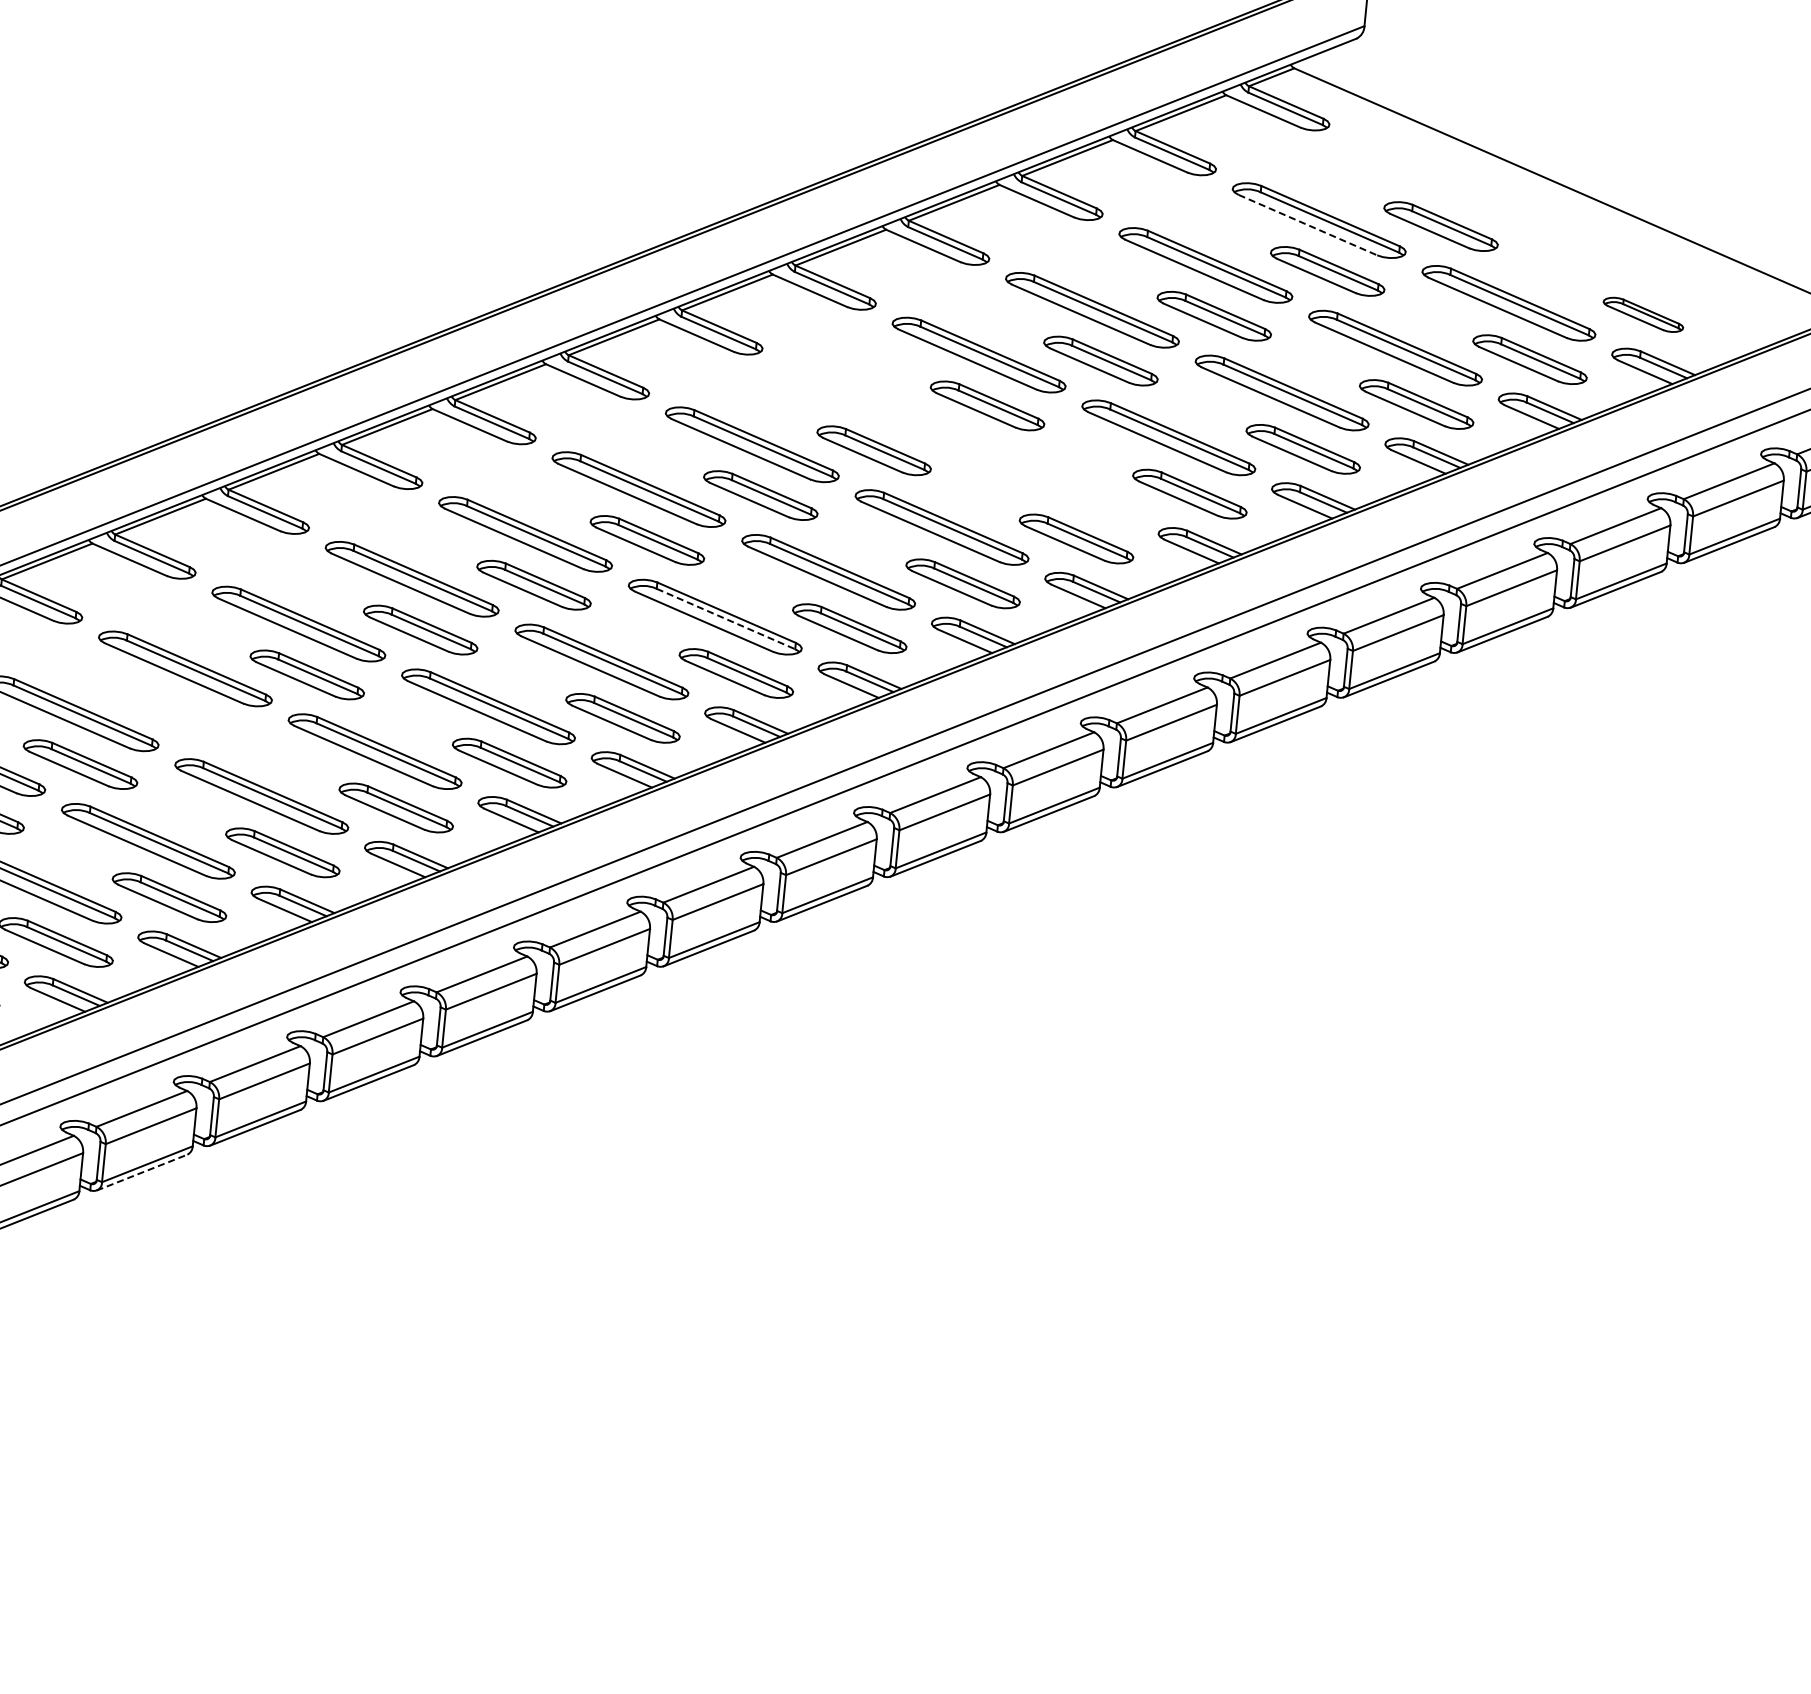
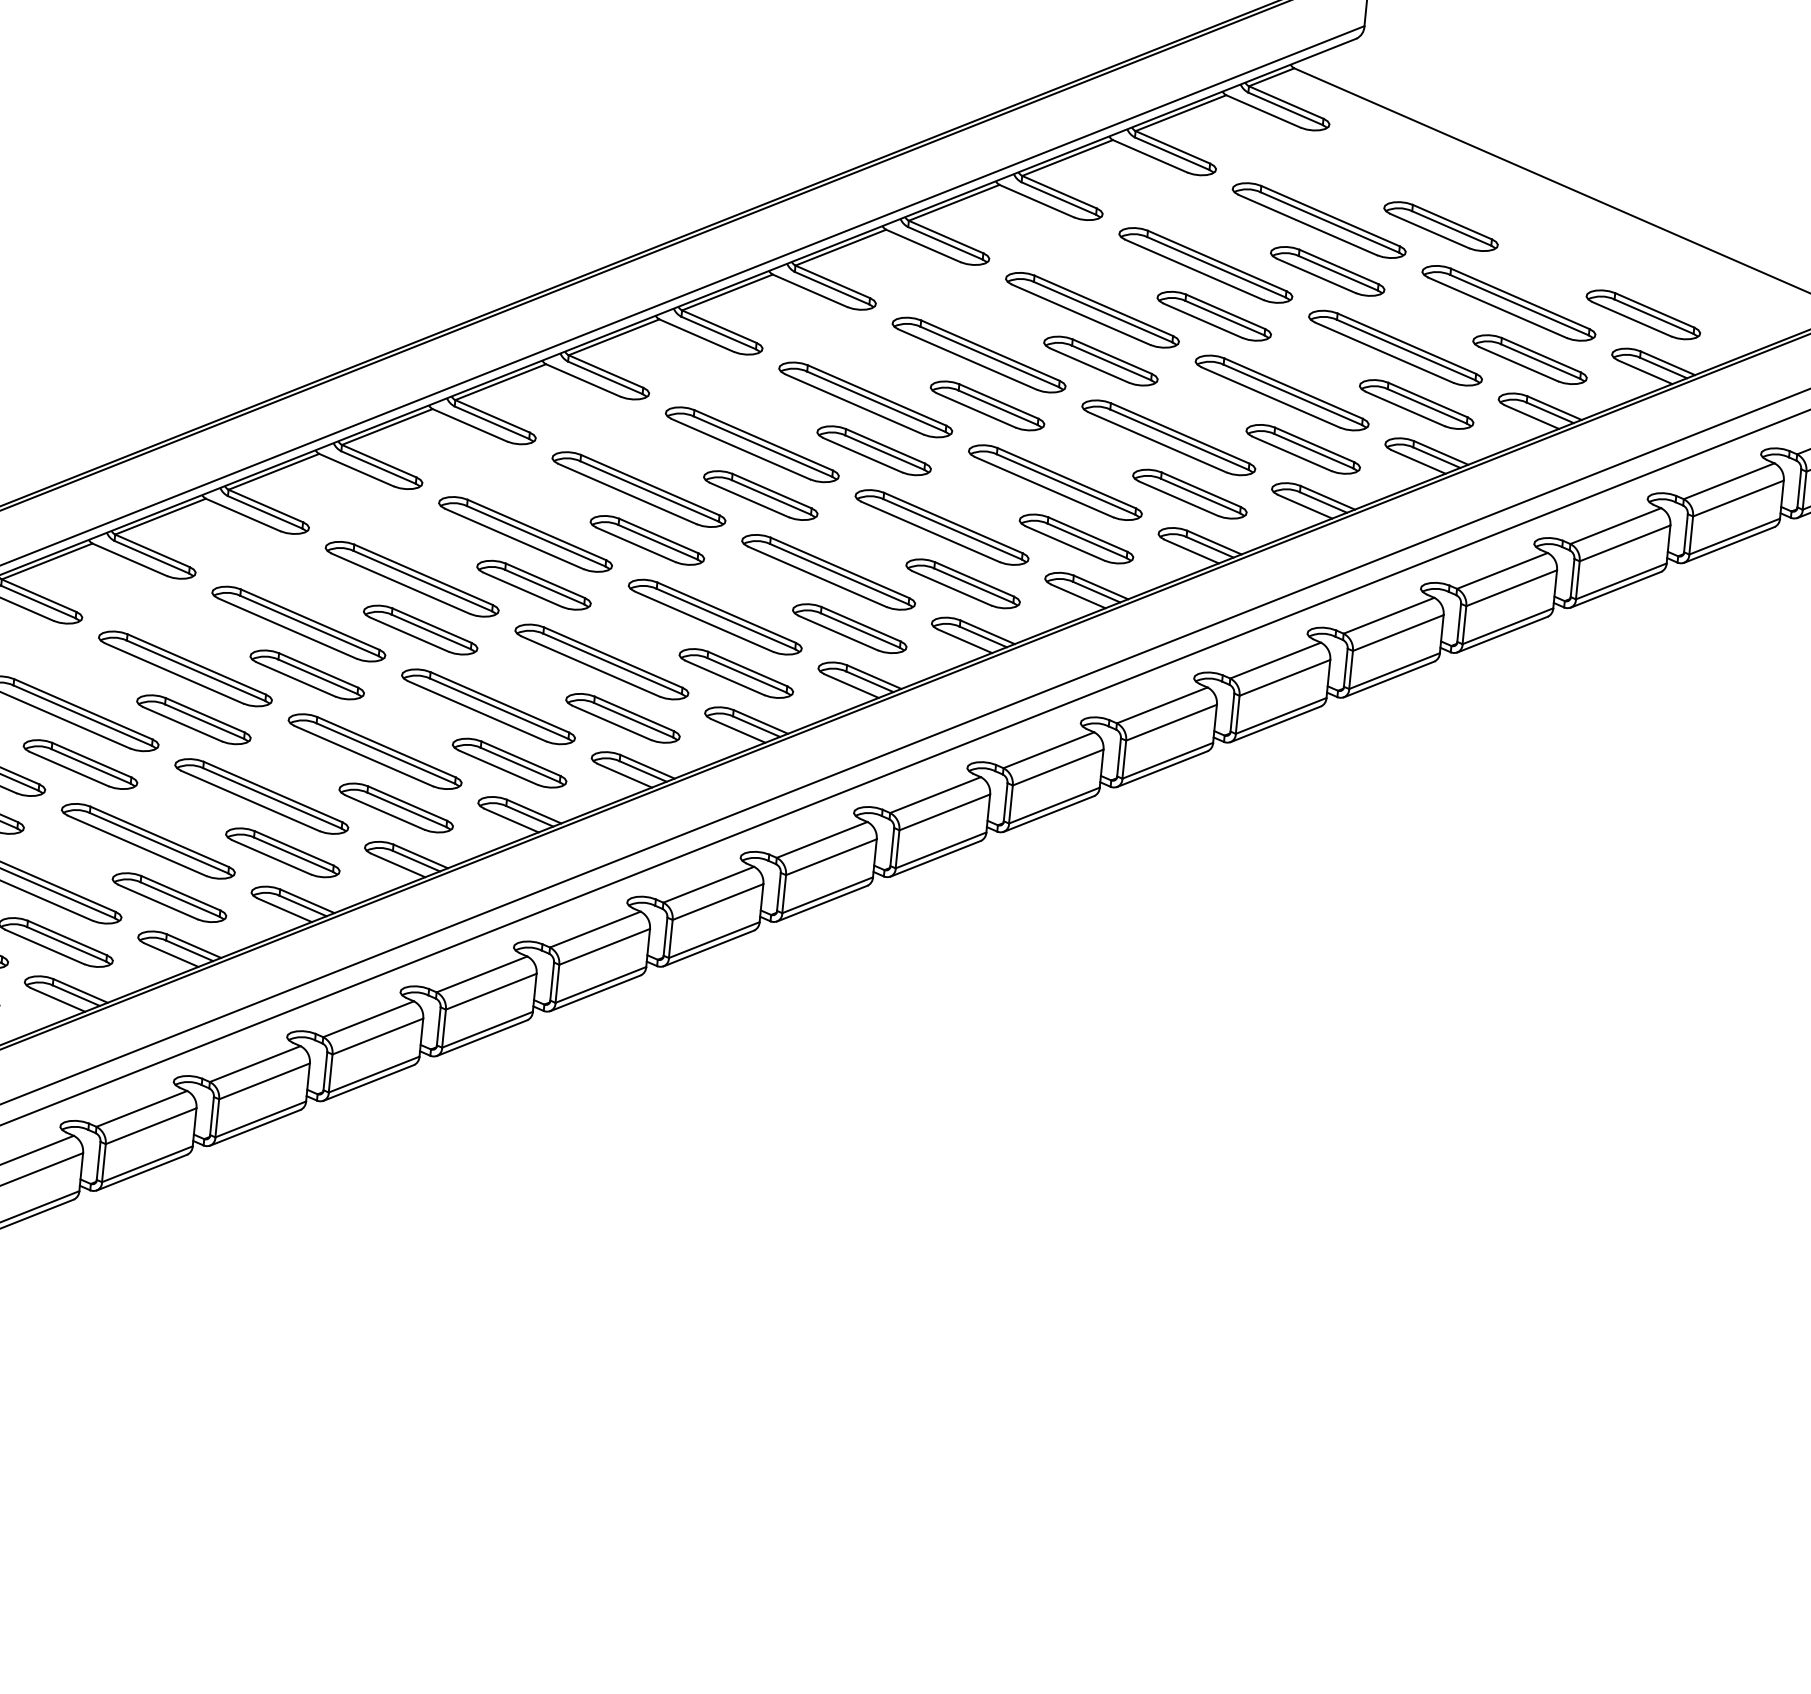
line: dashed -> solid (1307, 225)
part size: 83x37 px -> 117x52 px (1643, 314)
part: none -> present (865, 399)
part: none -> present (1055, 482)
line: dashed -> solid (726, 619)
part: none -> present (193, 719)
line: dashed -> solid (141, 1172)
